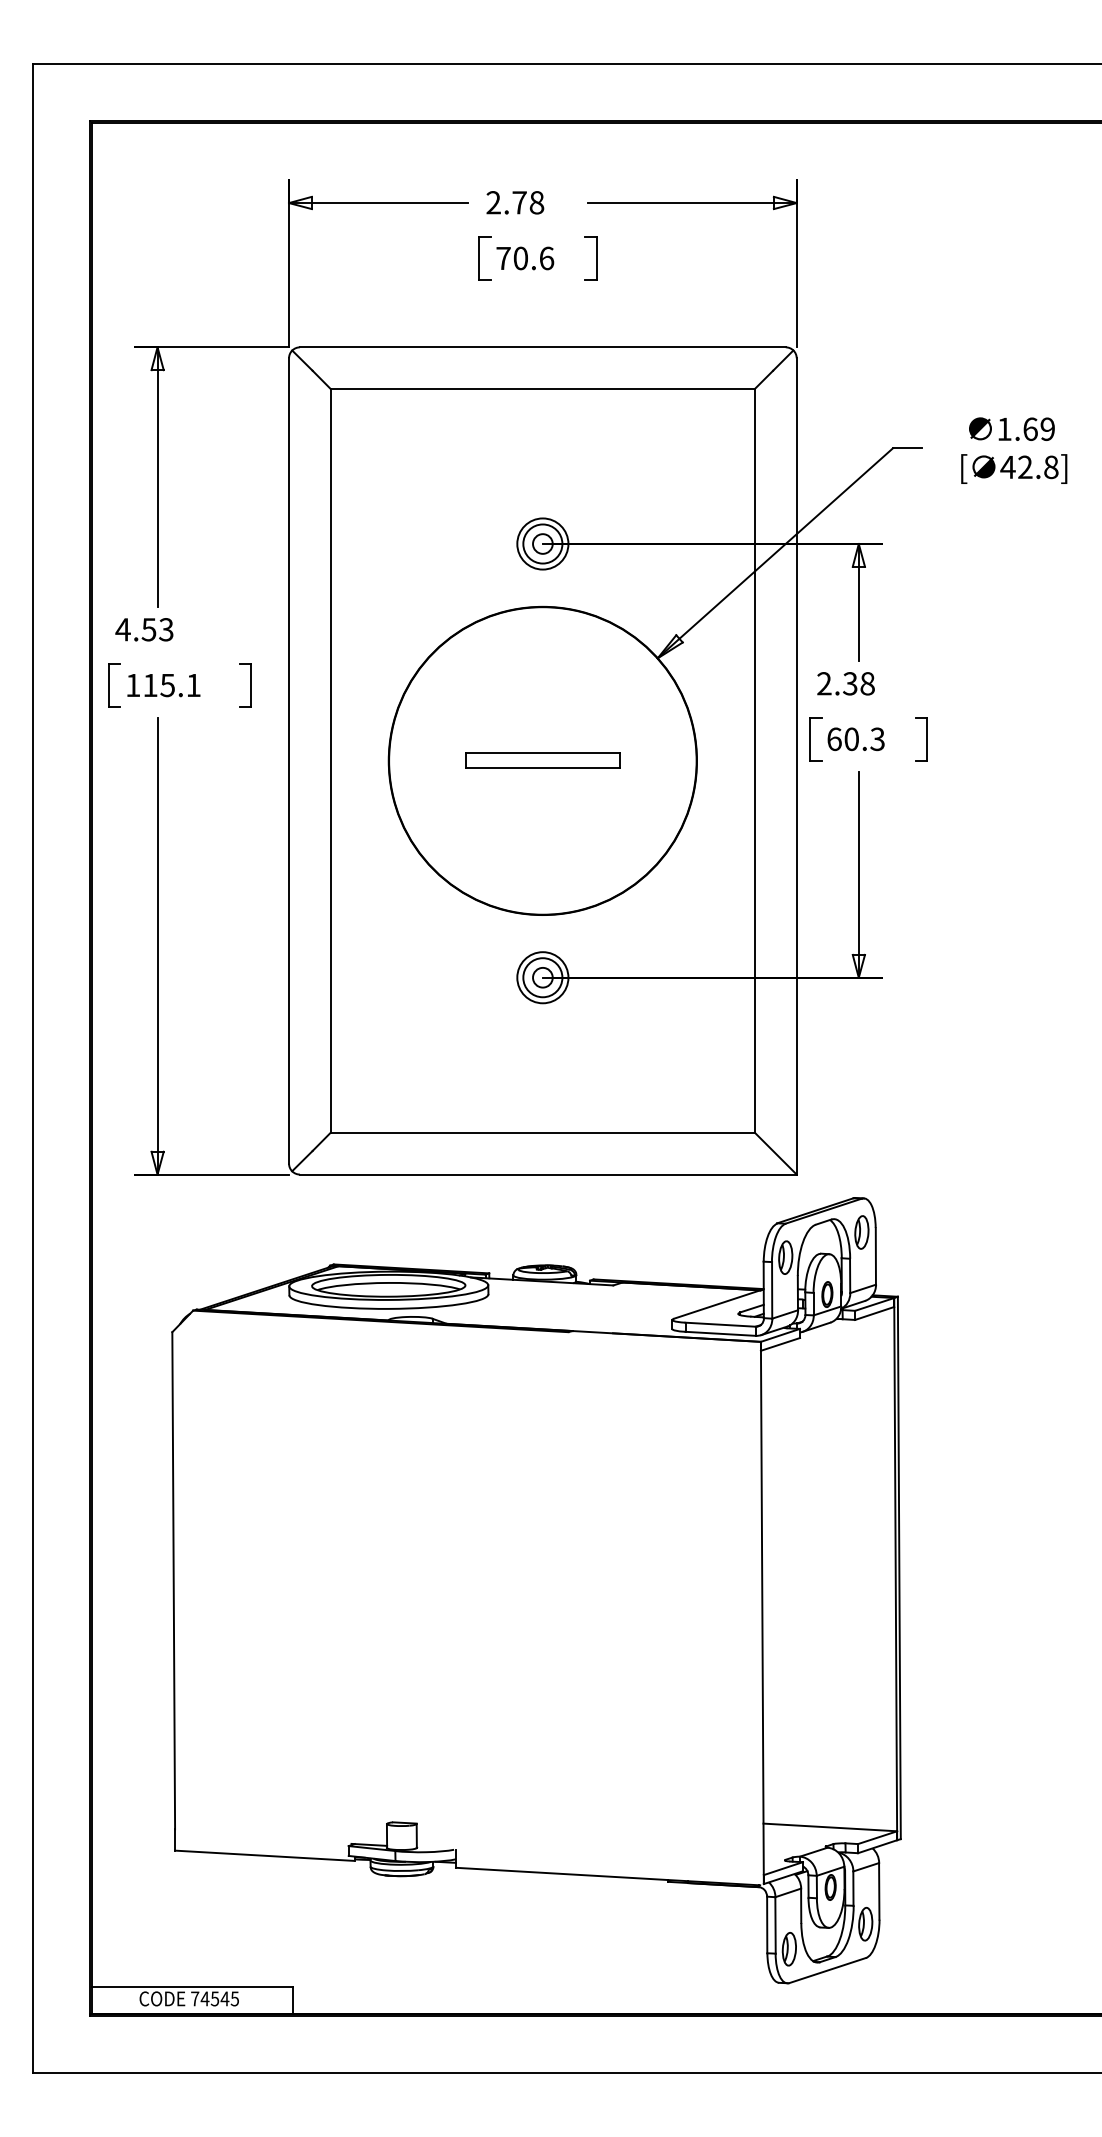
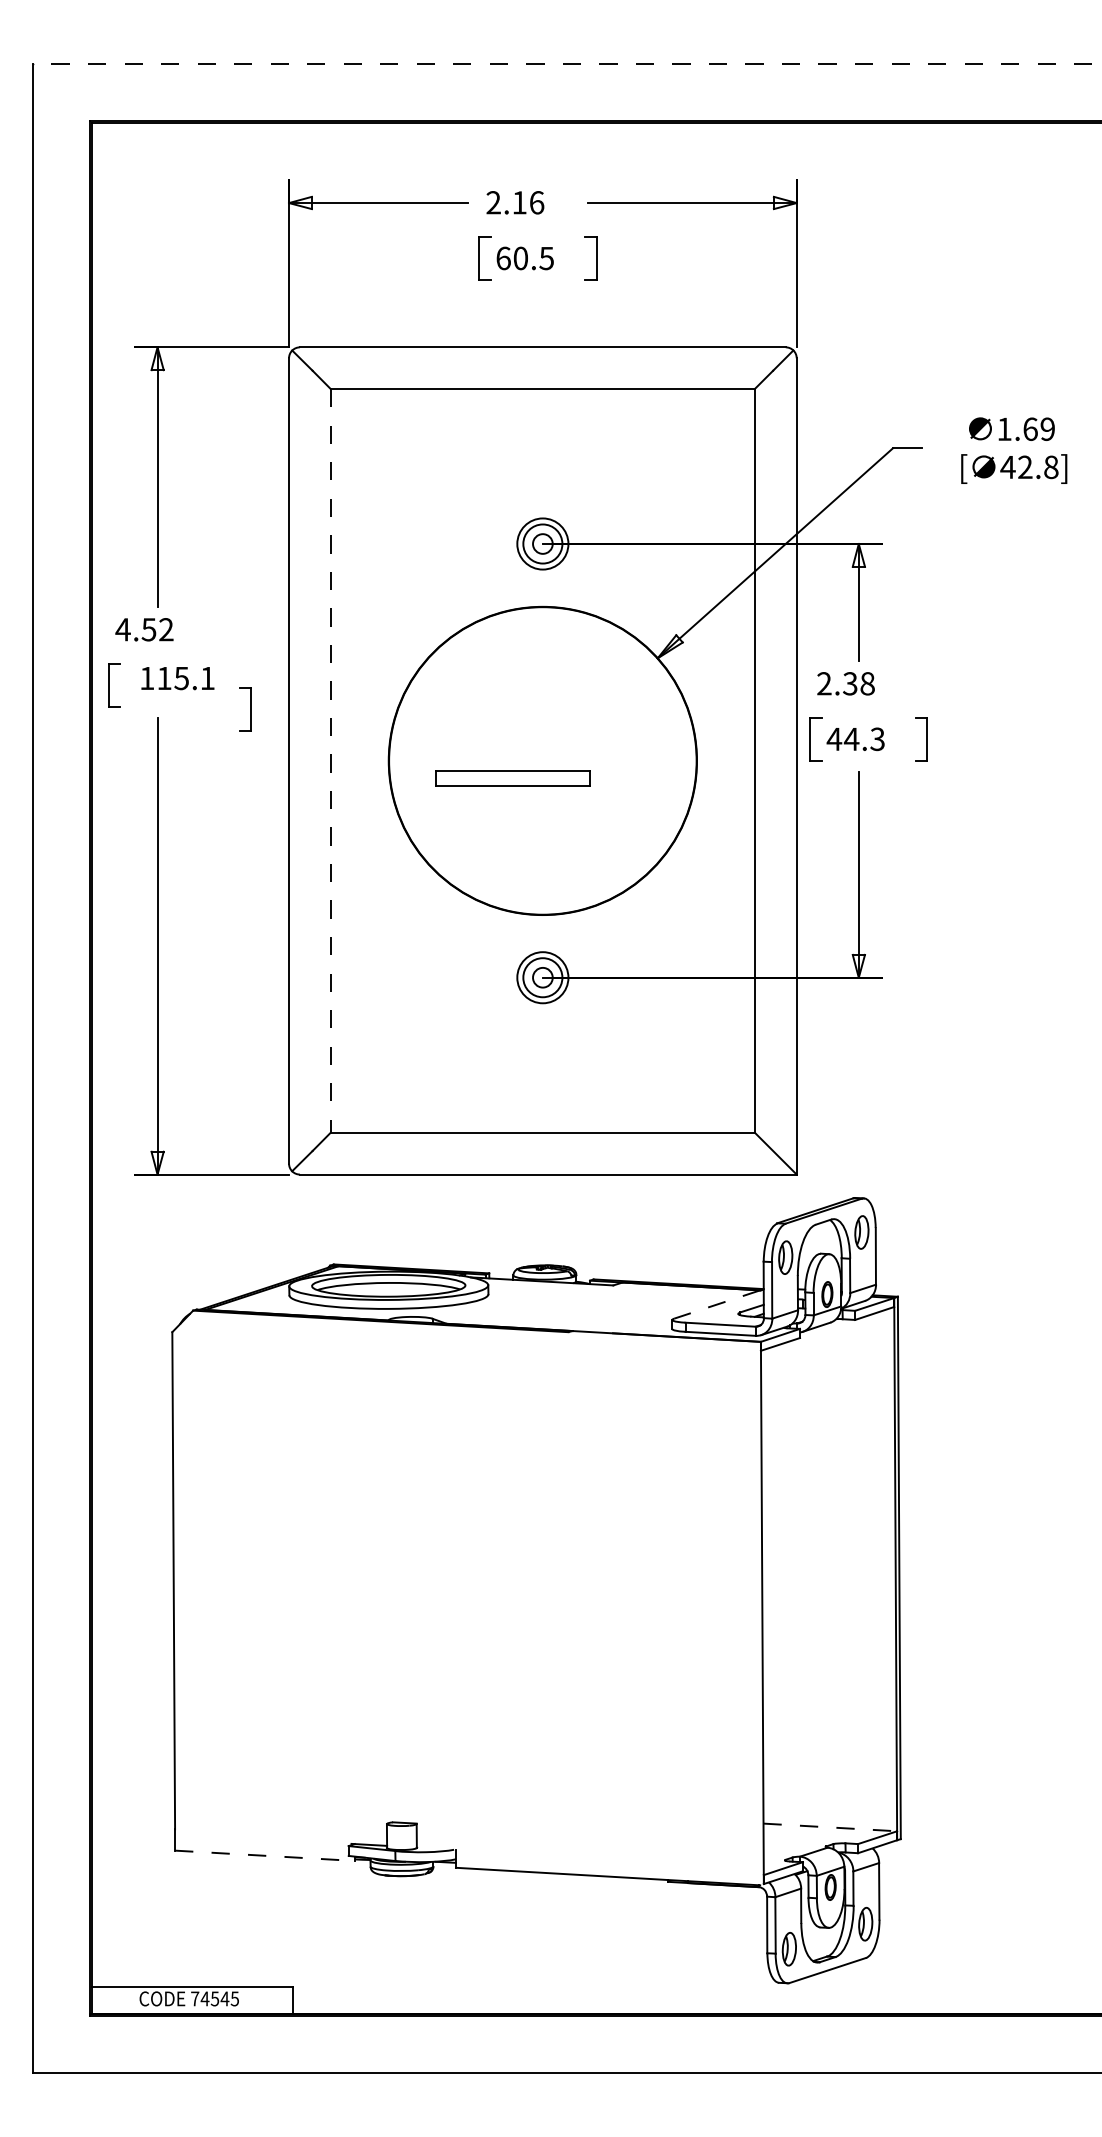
line: solid -> dashed (567, 64)
text: 2.78 -> 2.16 (528, 202)
text: 70.6 -> 60.5 (525, 258)
text: 4.53 -> 4.52 (166, 629)
text position: (163, 685) -> (177, 678) (177, 678)
part position: (245, 685) -> (245, 709) (245, 709)
text: 60.3 -> 44.3 (842, 739)
line: solid -> dashed (330, 760)
part position: (542, 760) -> (512, 778) (512, 778)
line: solid -> dashed (716, 1304)
line: solid -> dashed (830, 1827)
line: solid -> dashed (264, 1855)
